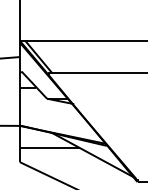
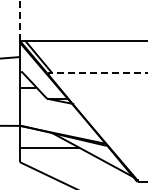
line: solid -> dashed (19, 20)
line: solid -> dashed (99, 73)
